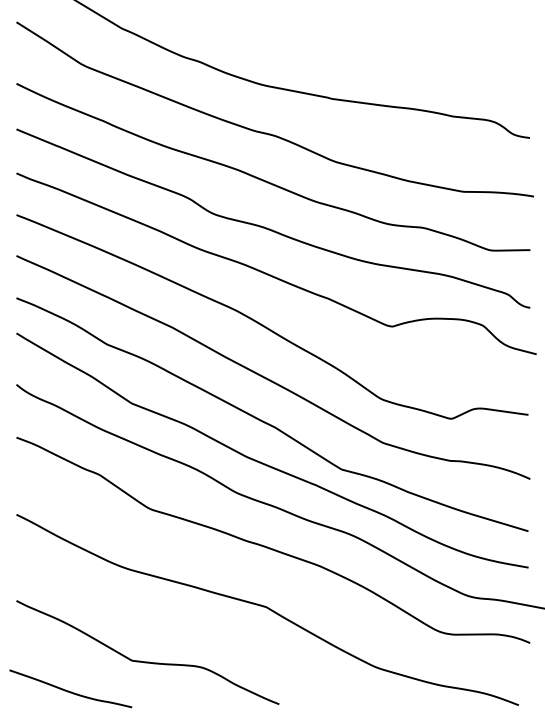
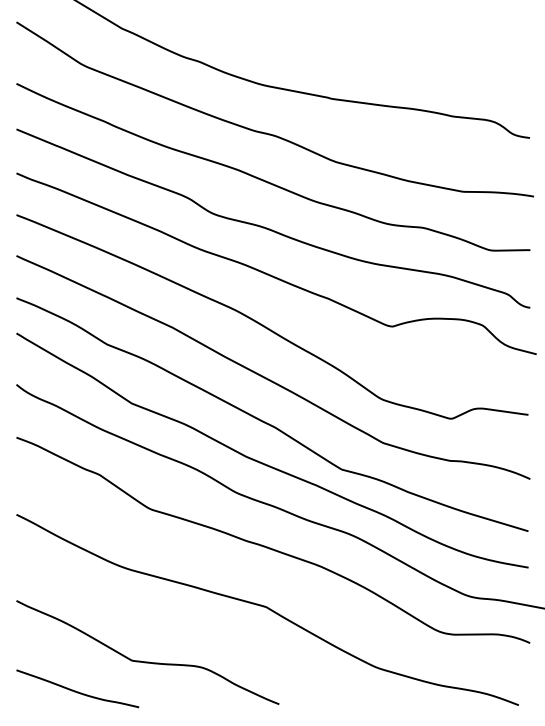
curve position: (68, 690) -> (75, 690) (75, 690)
